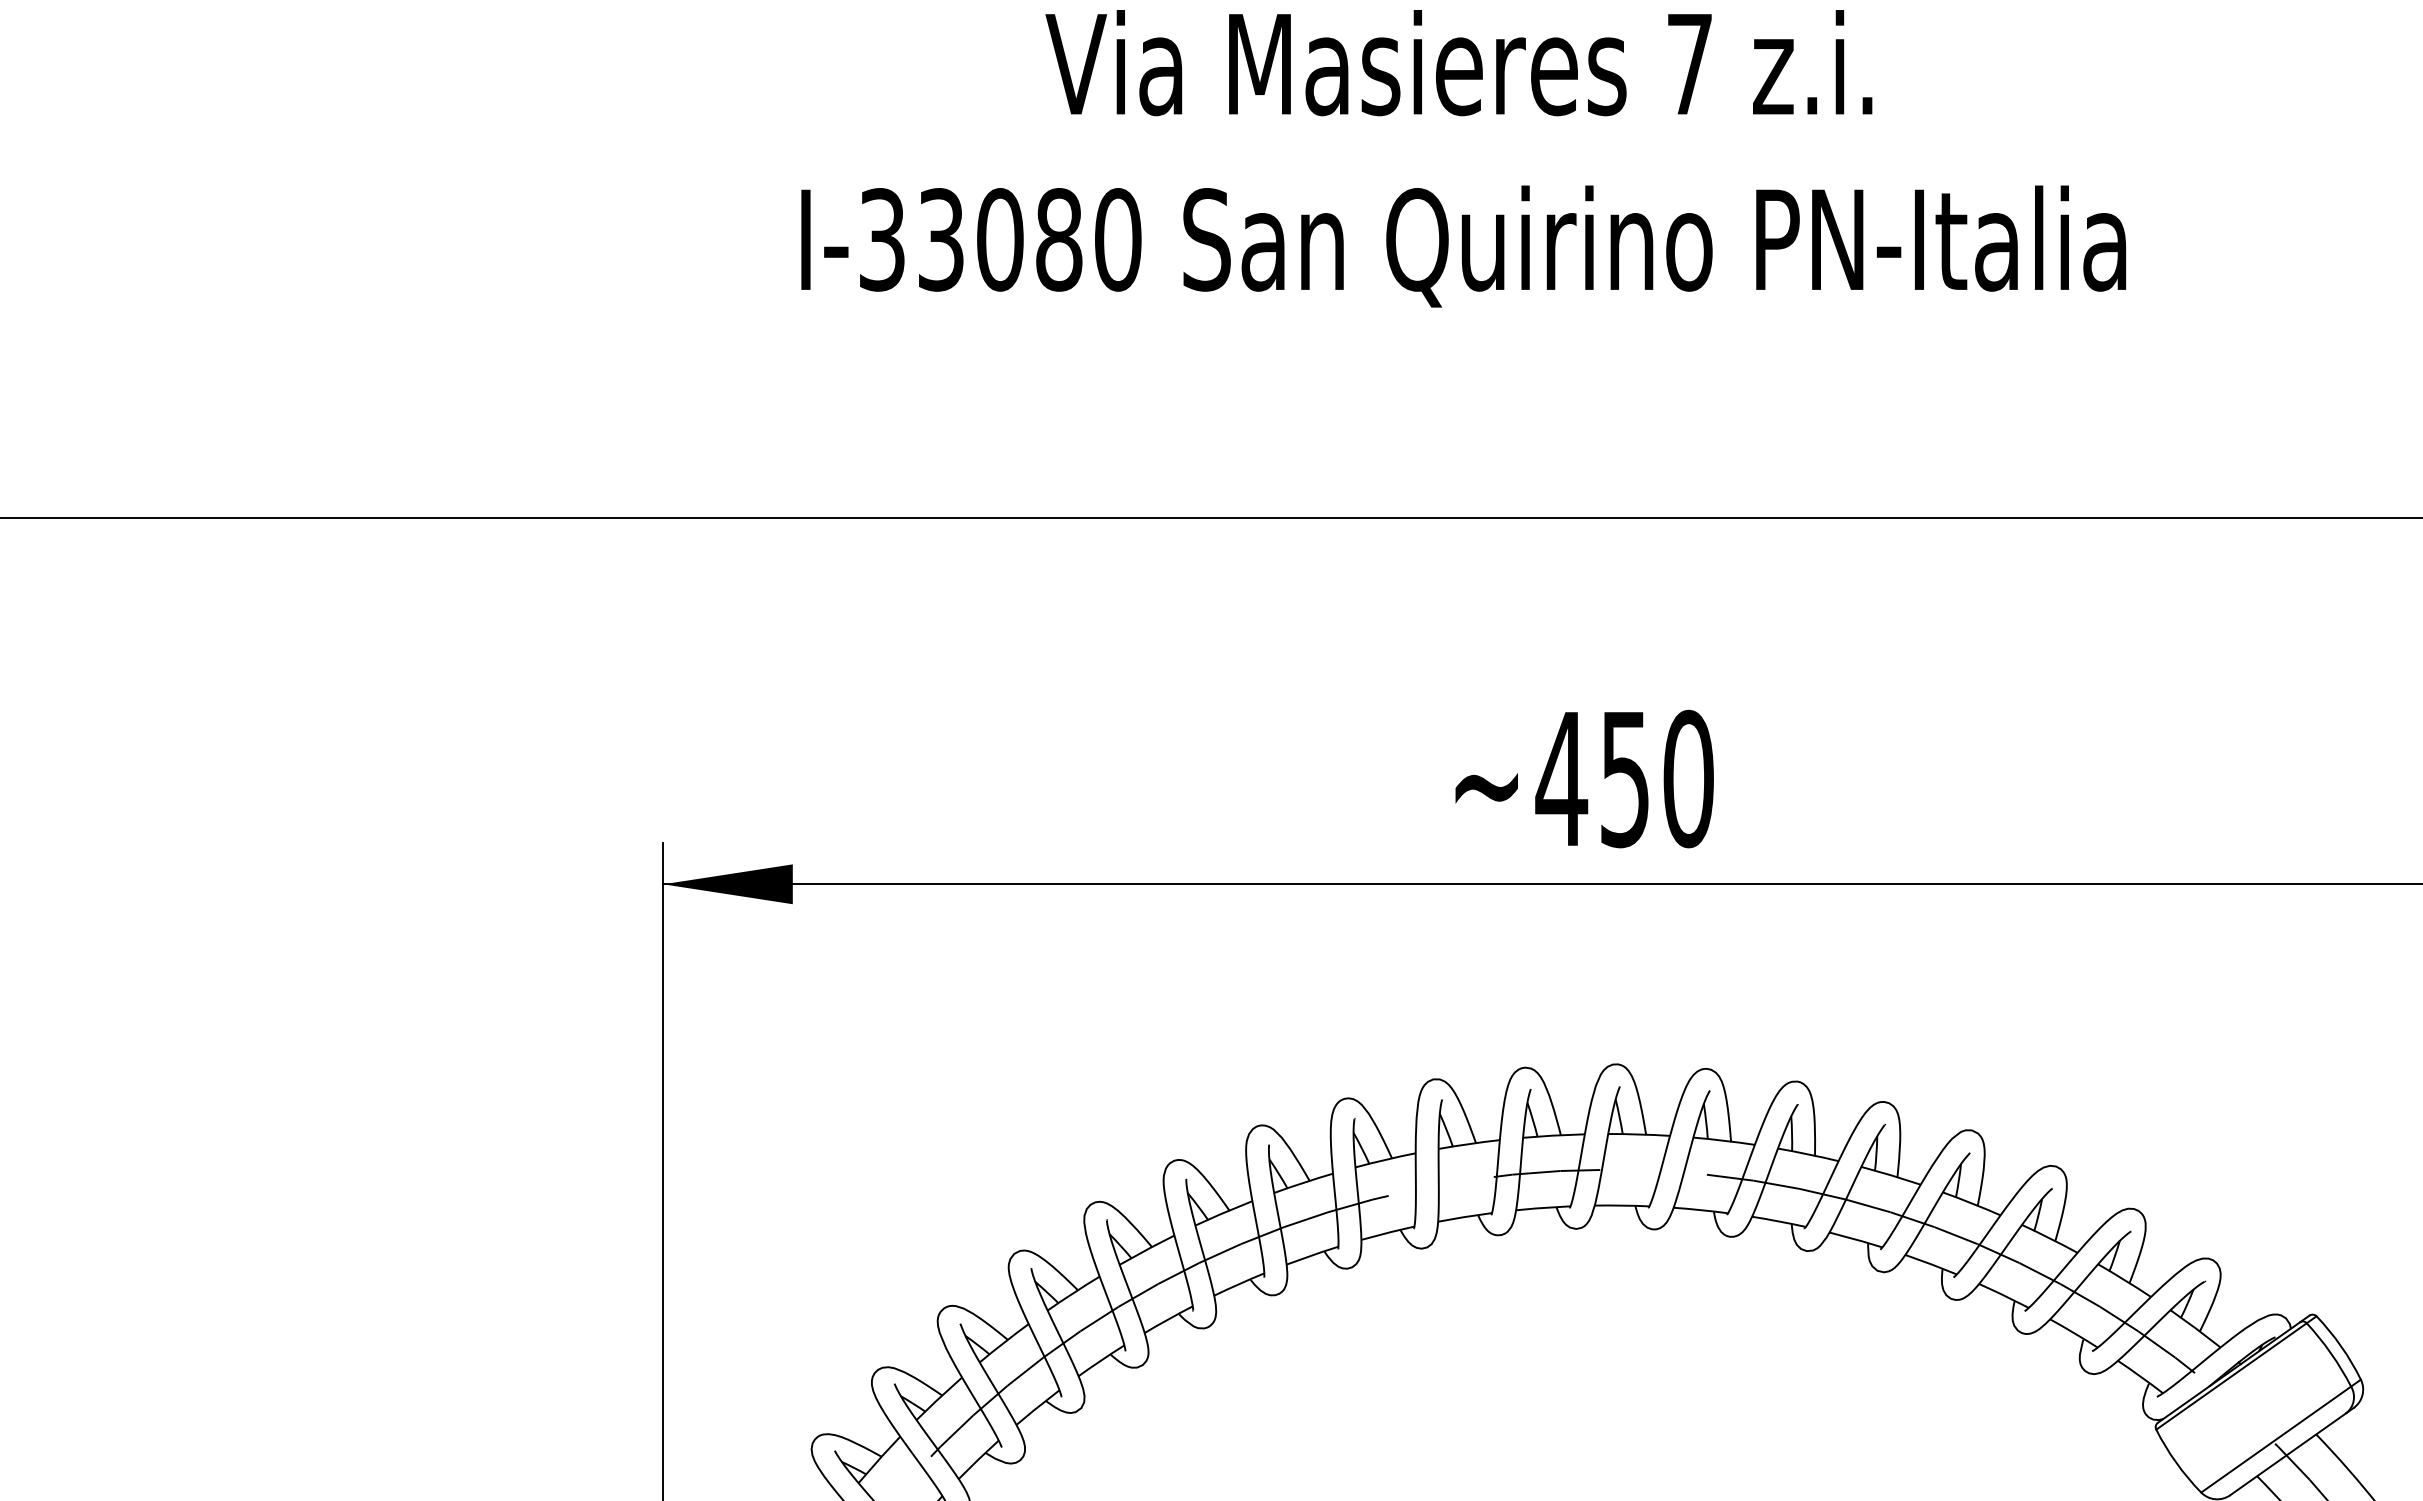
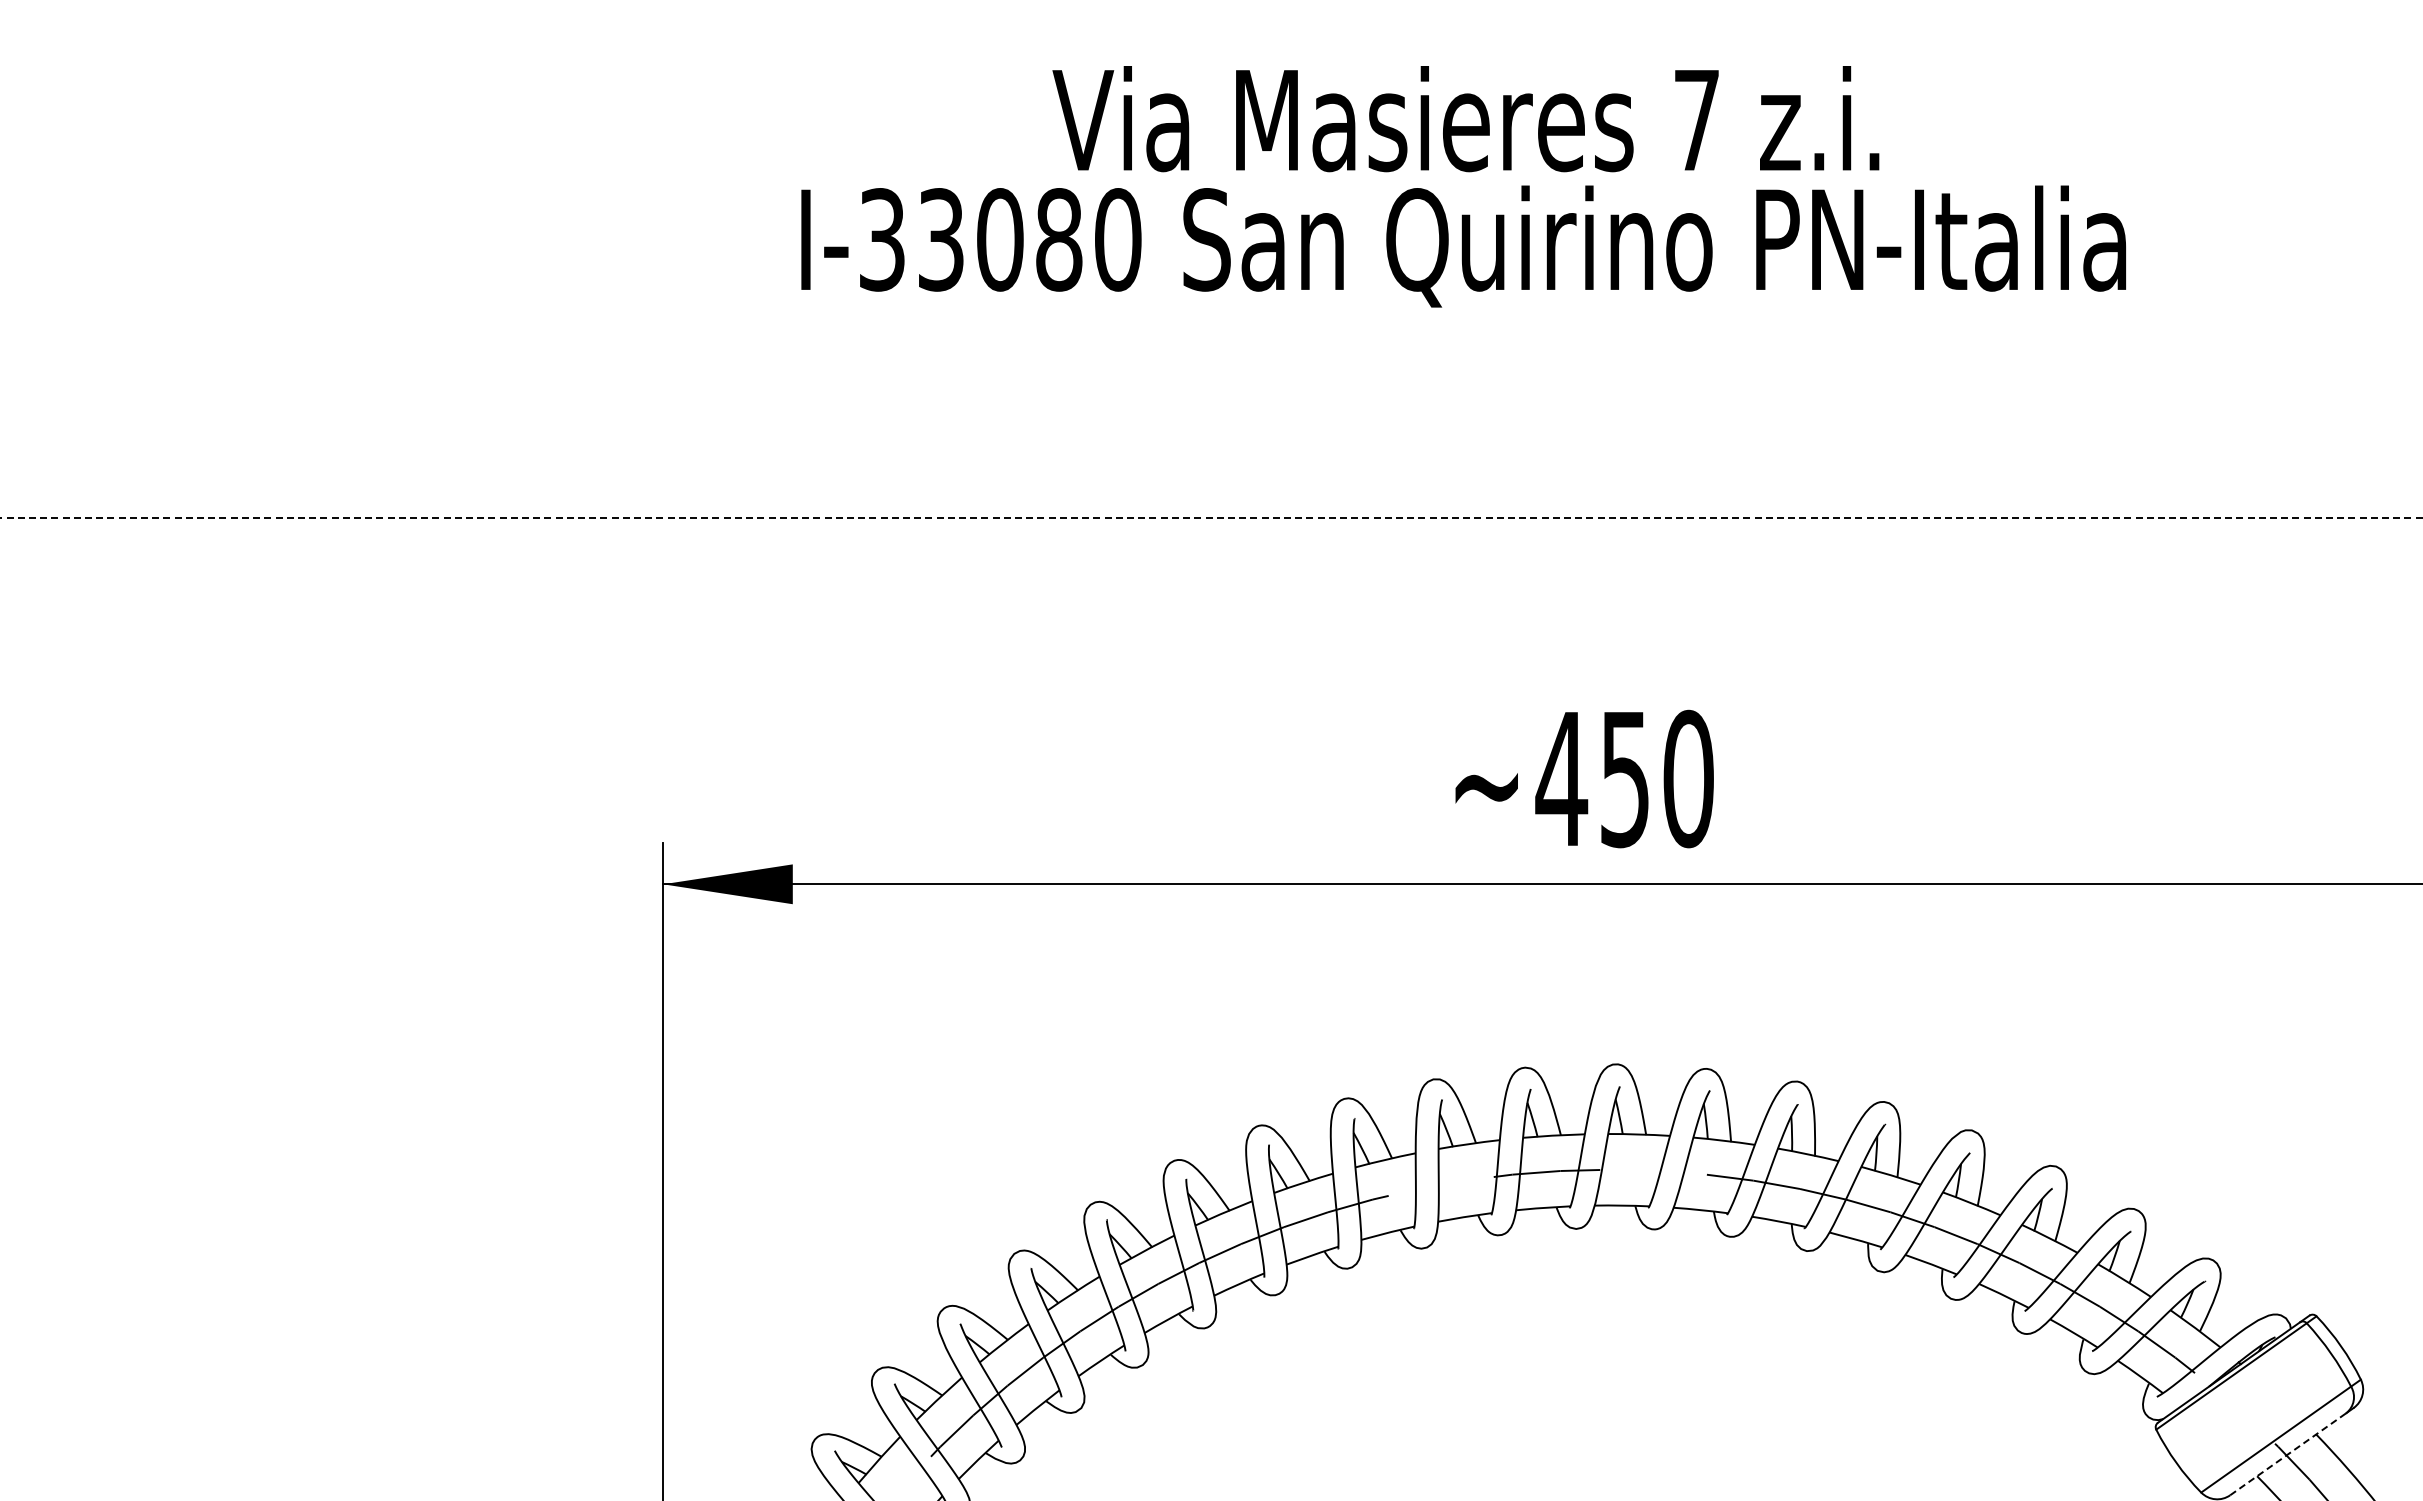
text position: (1458, 63) -> (1465, 119) (1465, 119)
line: solid -> dashed (1211, 517)
line: solid -> dashed (2288, 1454)
